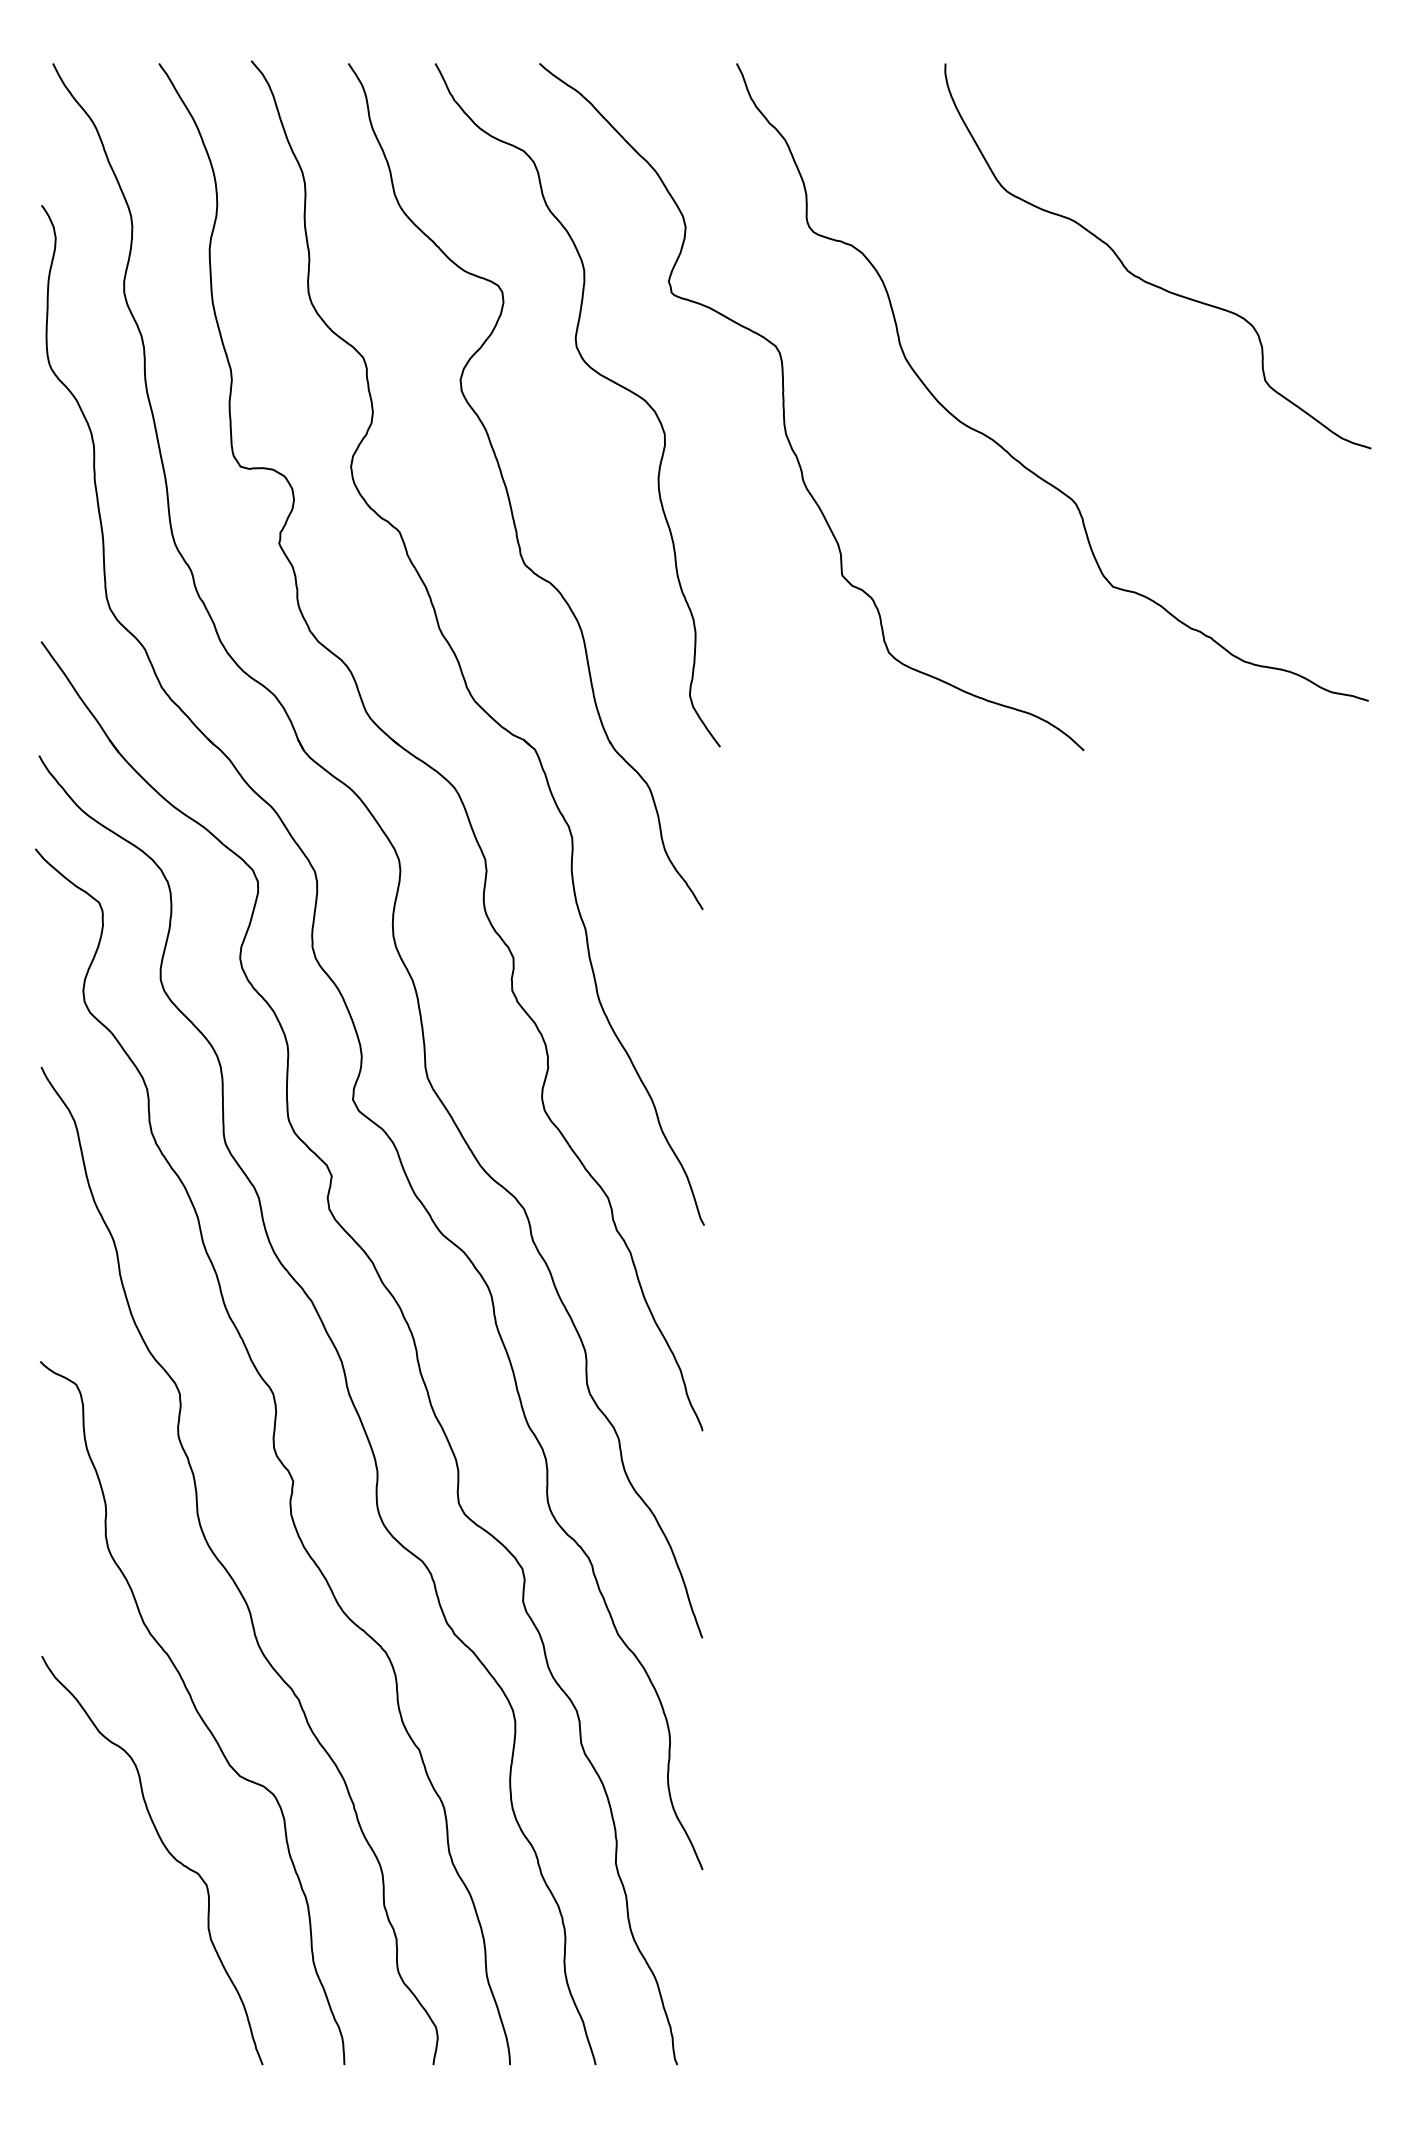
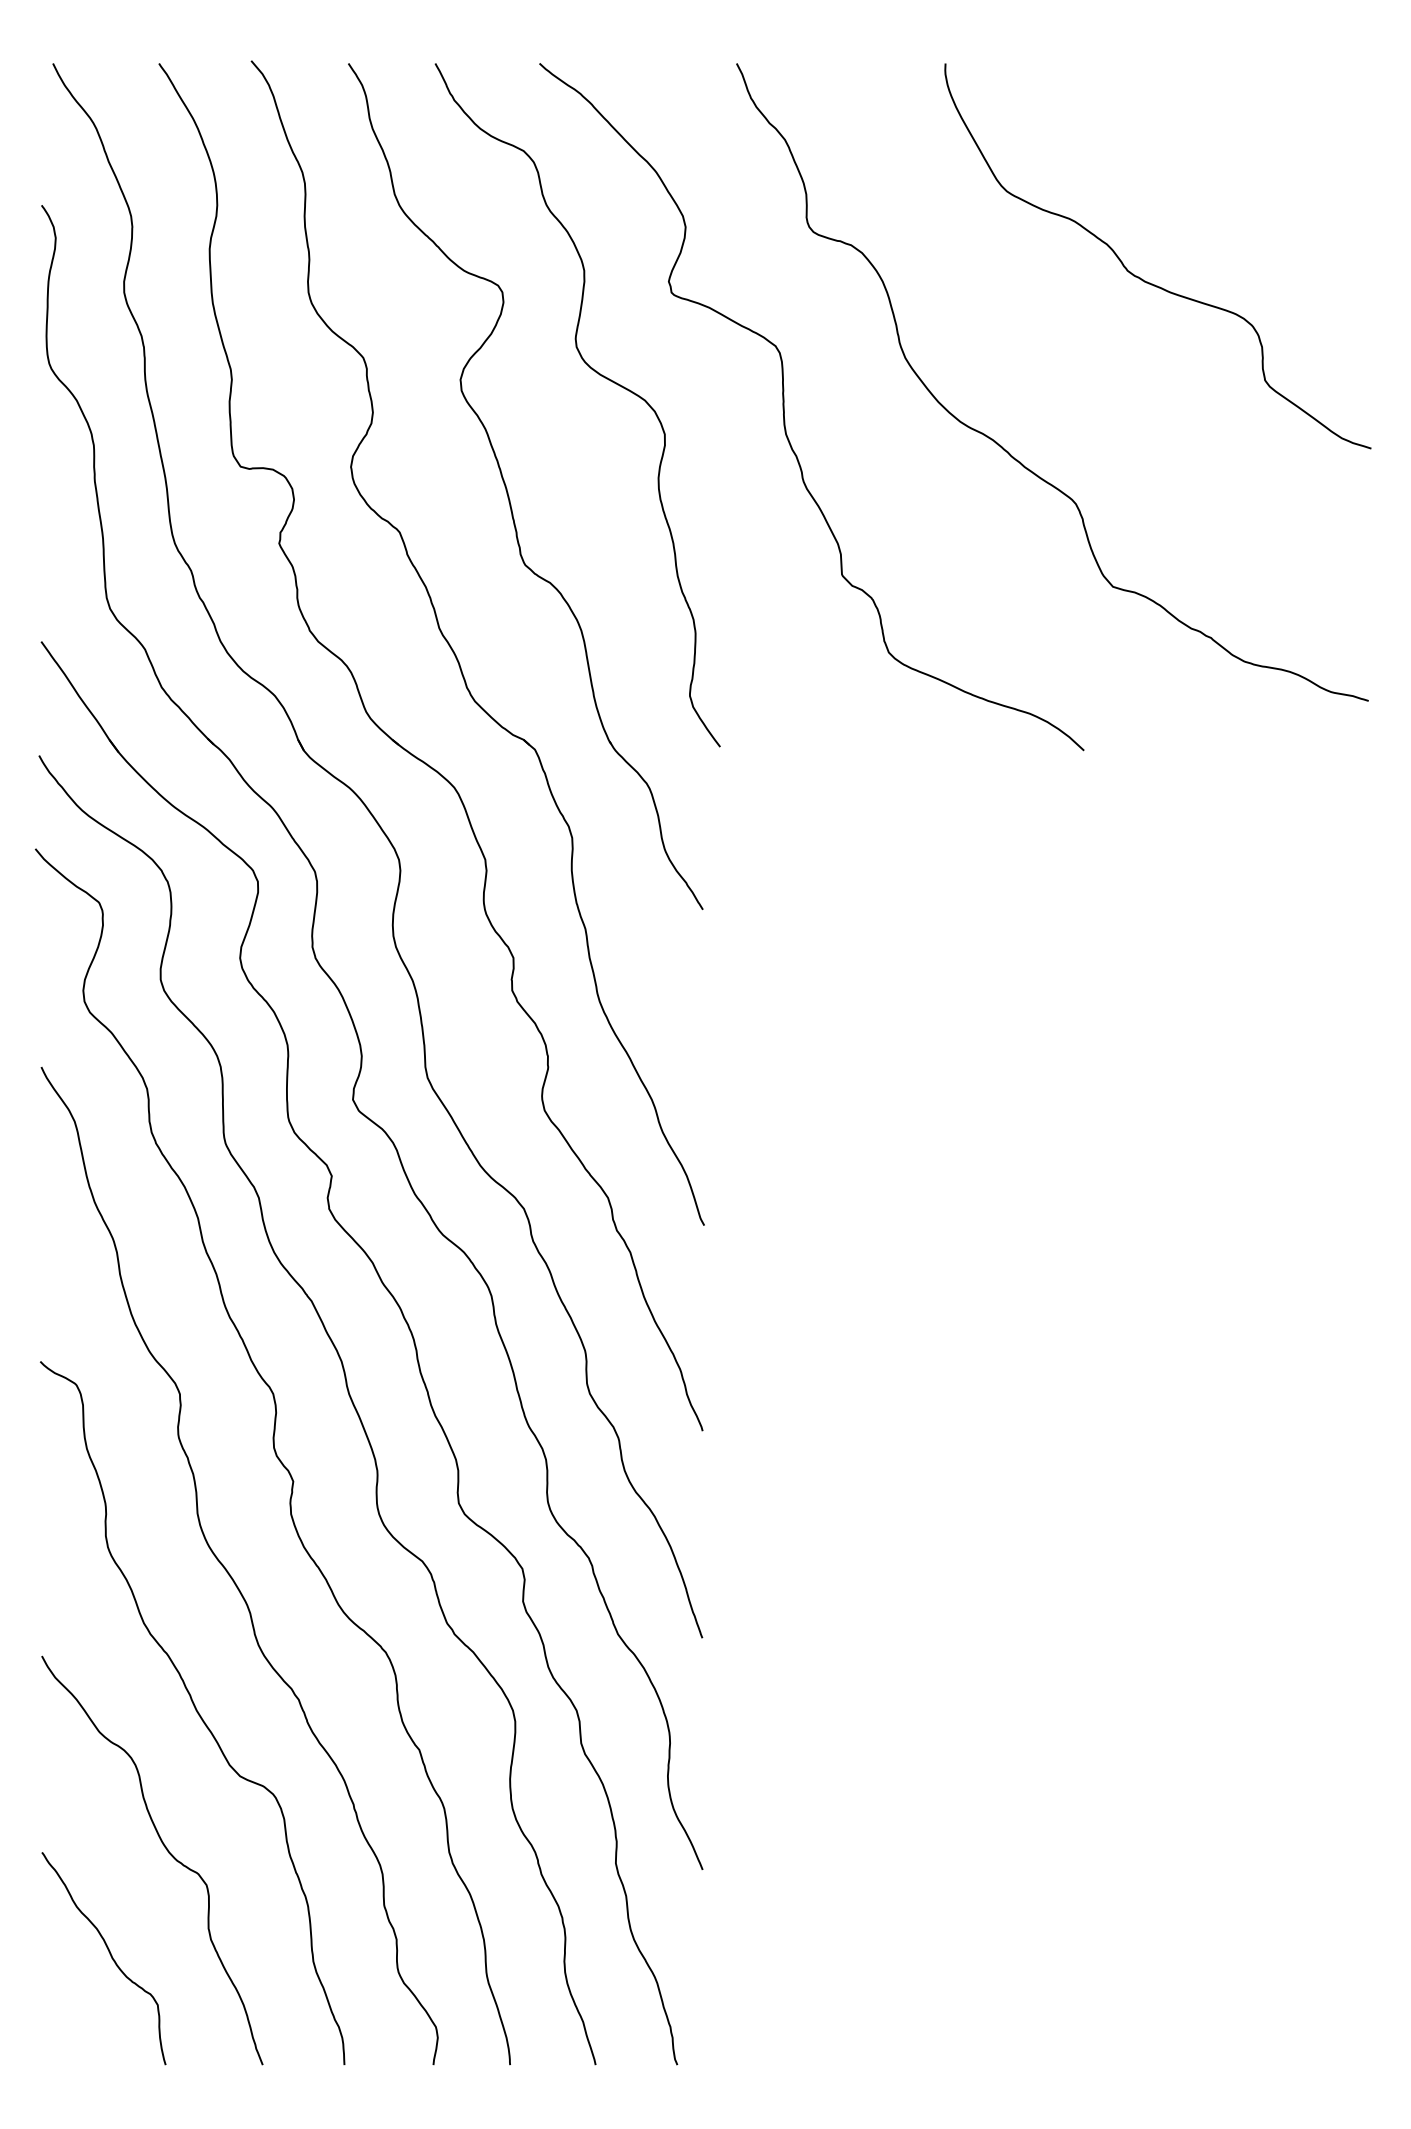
curve: none -> present (109, 1954)
